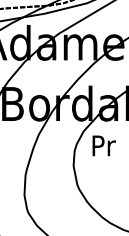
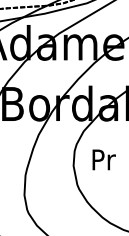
text position: (103, 145) -> (103, 159) (103, 159)
